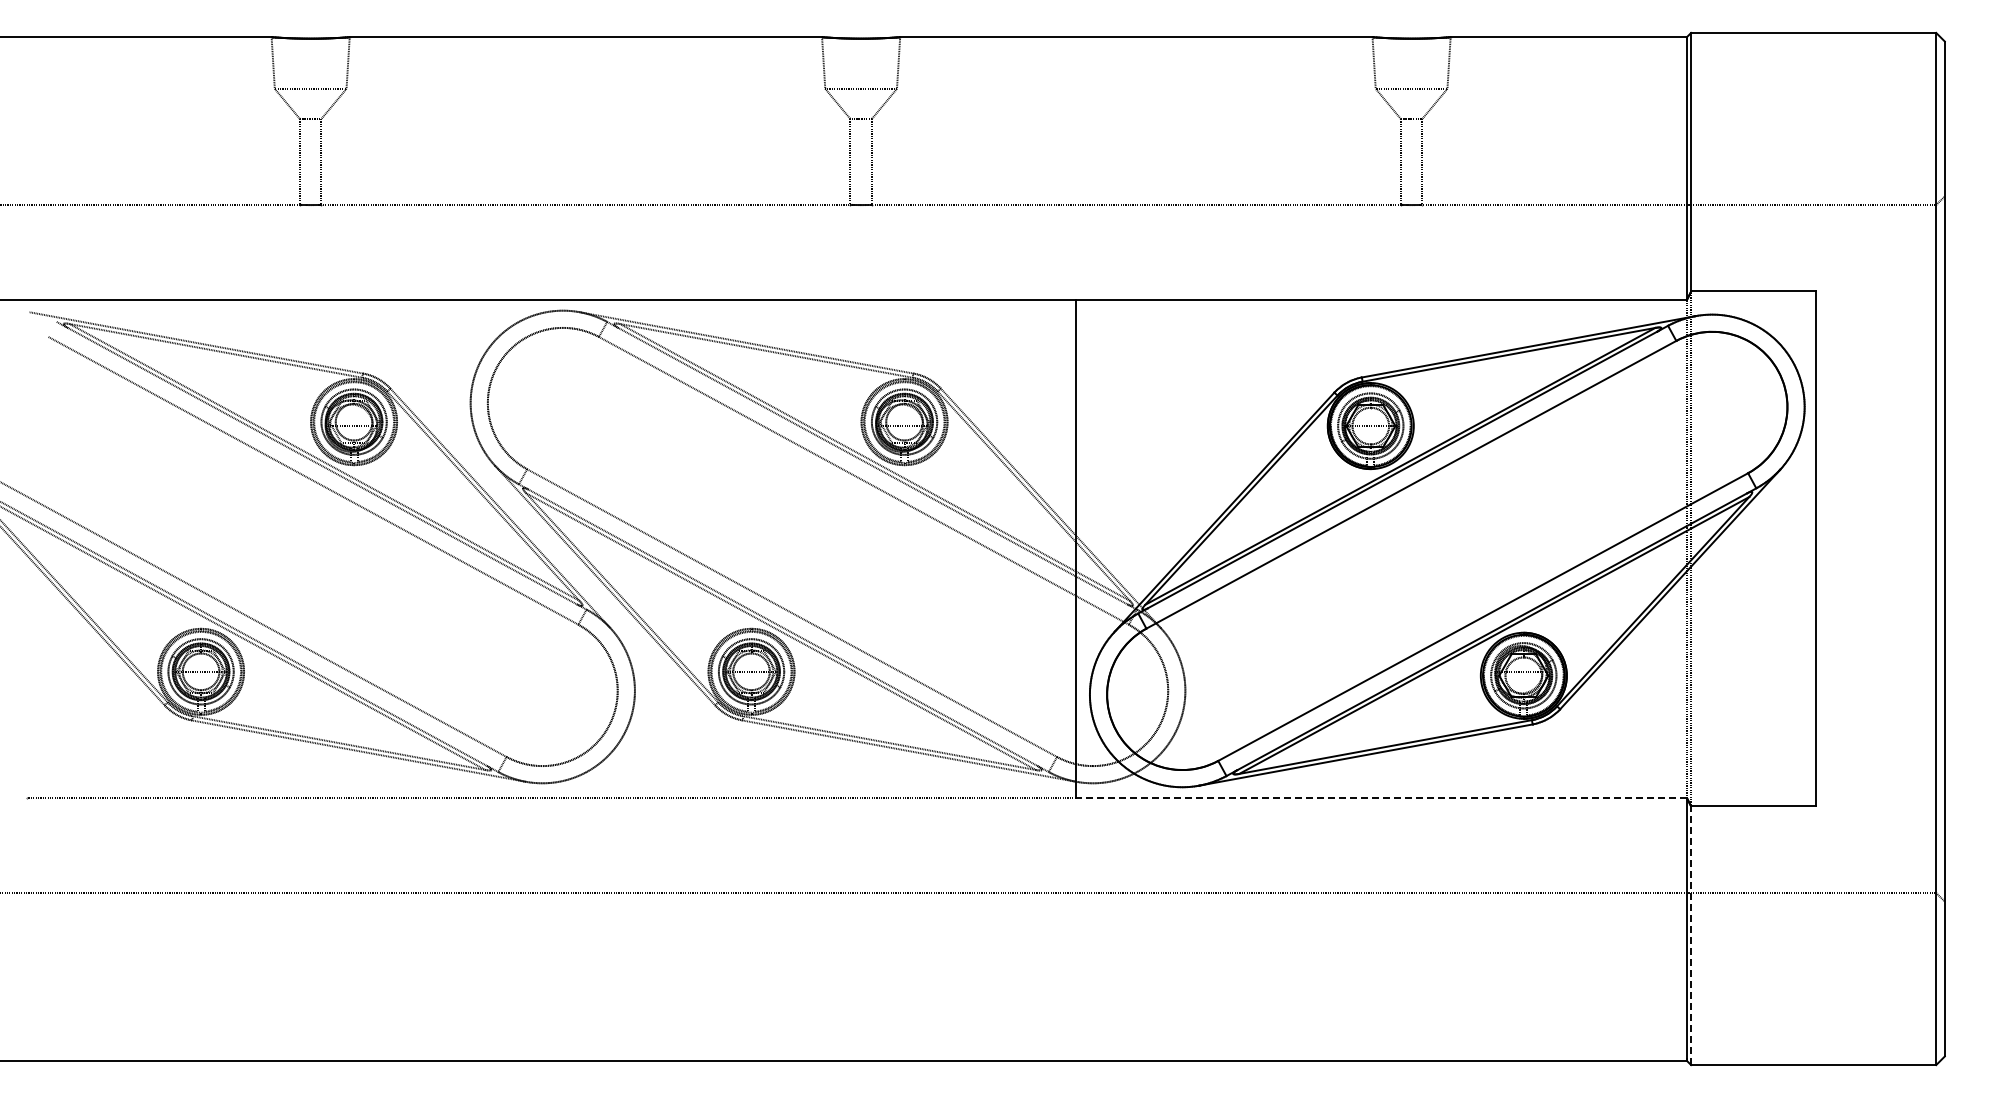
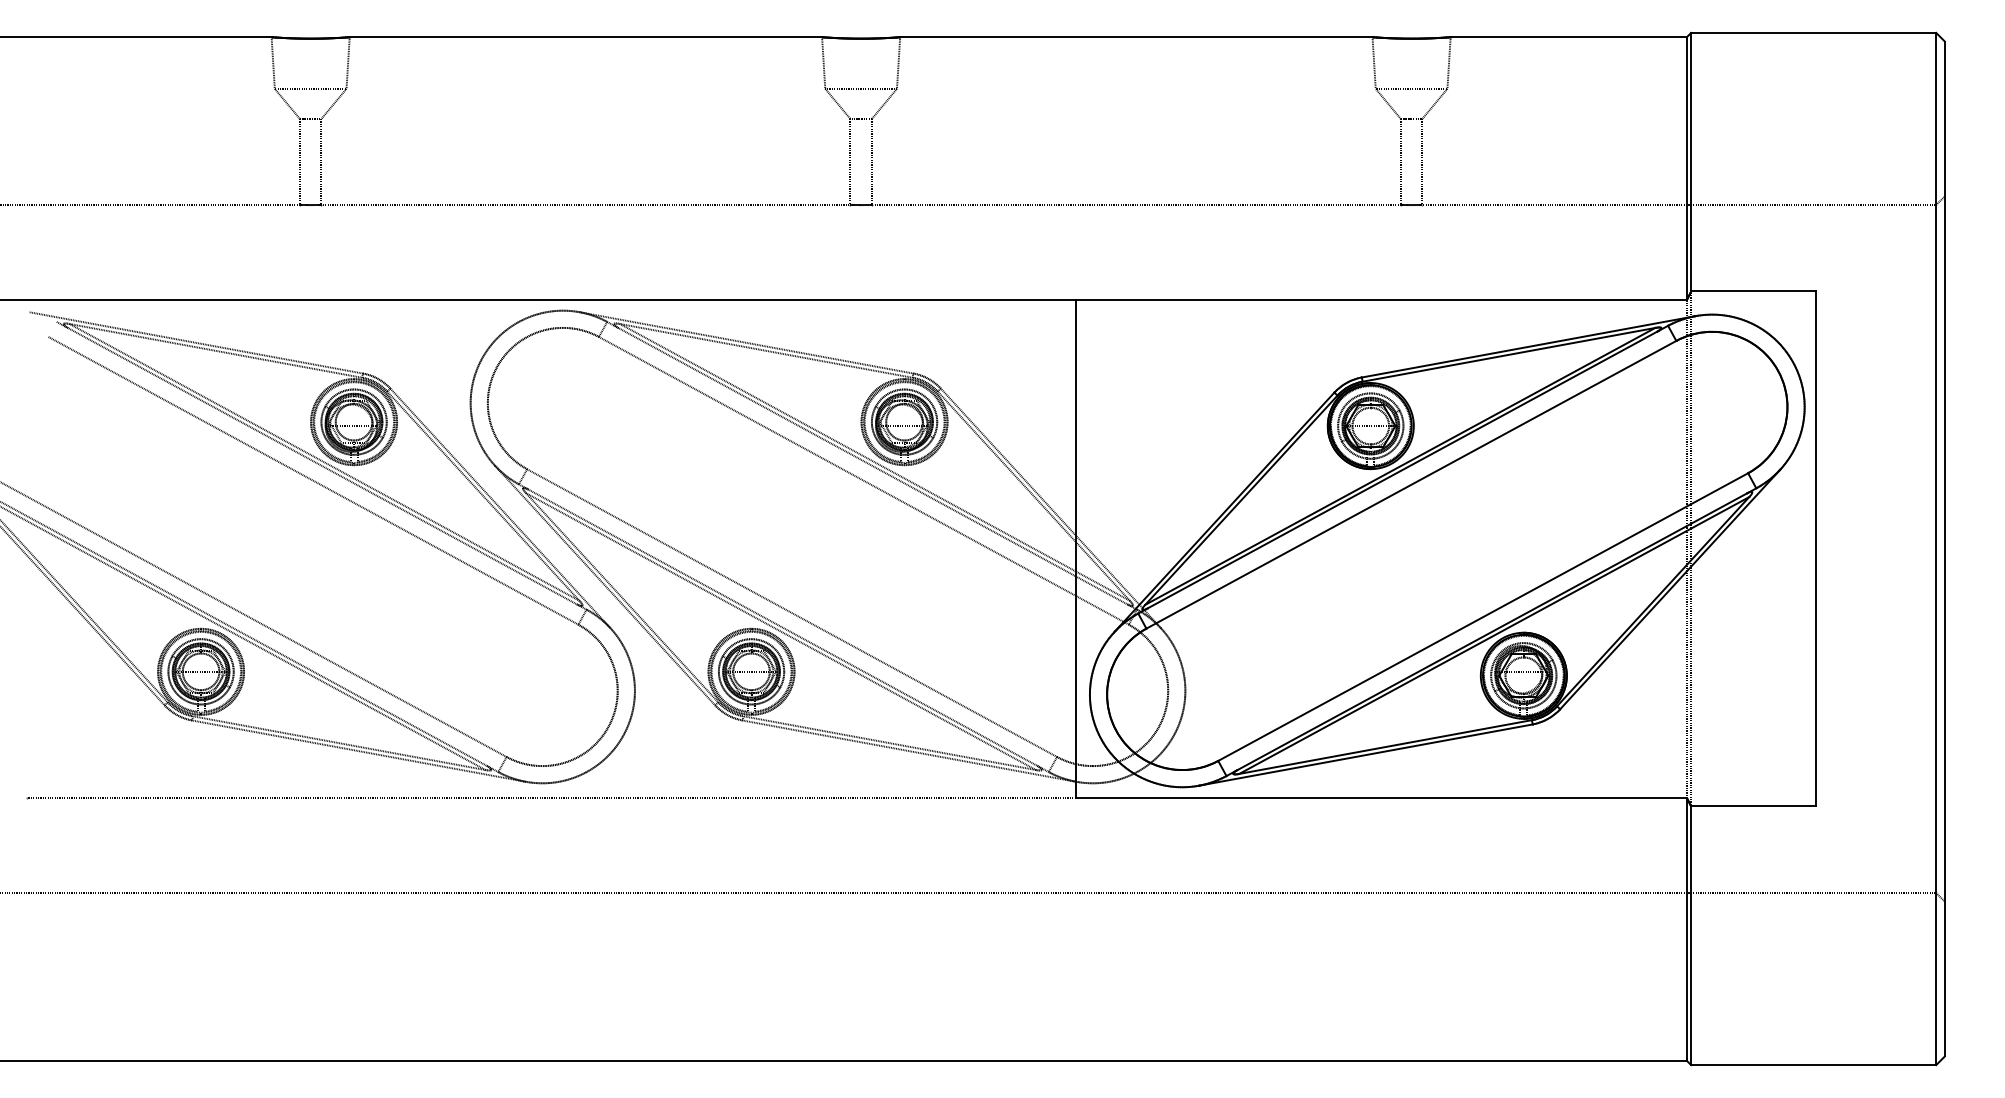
line: dashed -> solid (1380, 797)
line: dashed -> solid (1691, 935)
